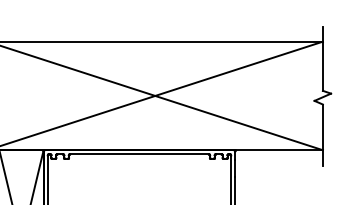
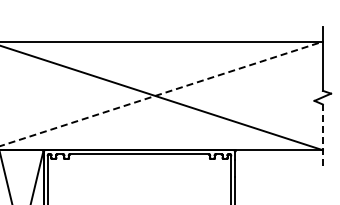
line: solid -> dashed (161, 93)
line: solid -> dashed (322, 135)
